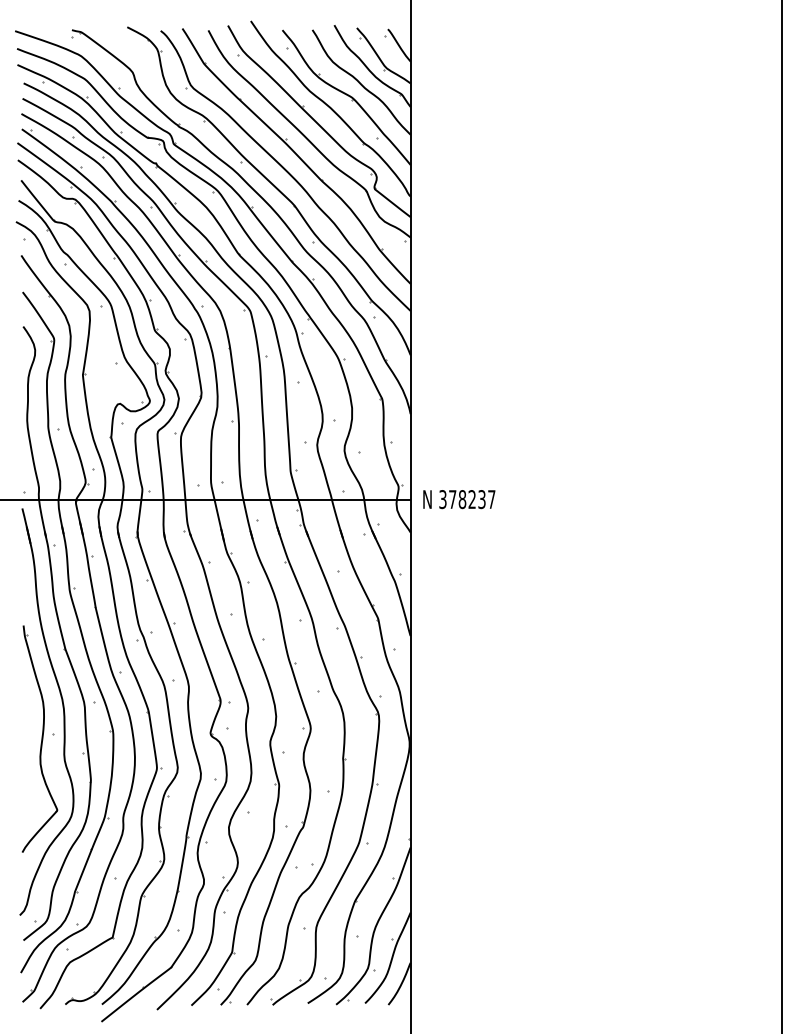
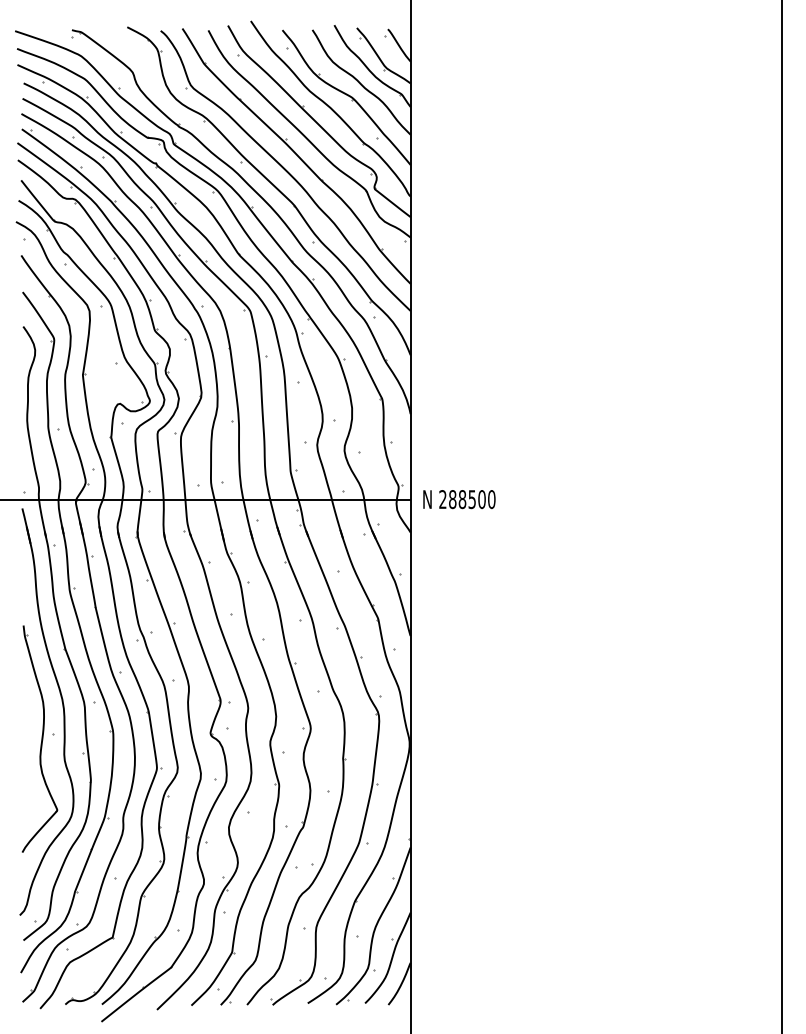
text: 378237 -> 288500 (467, 499)
